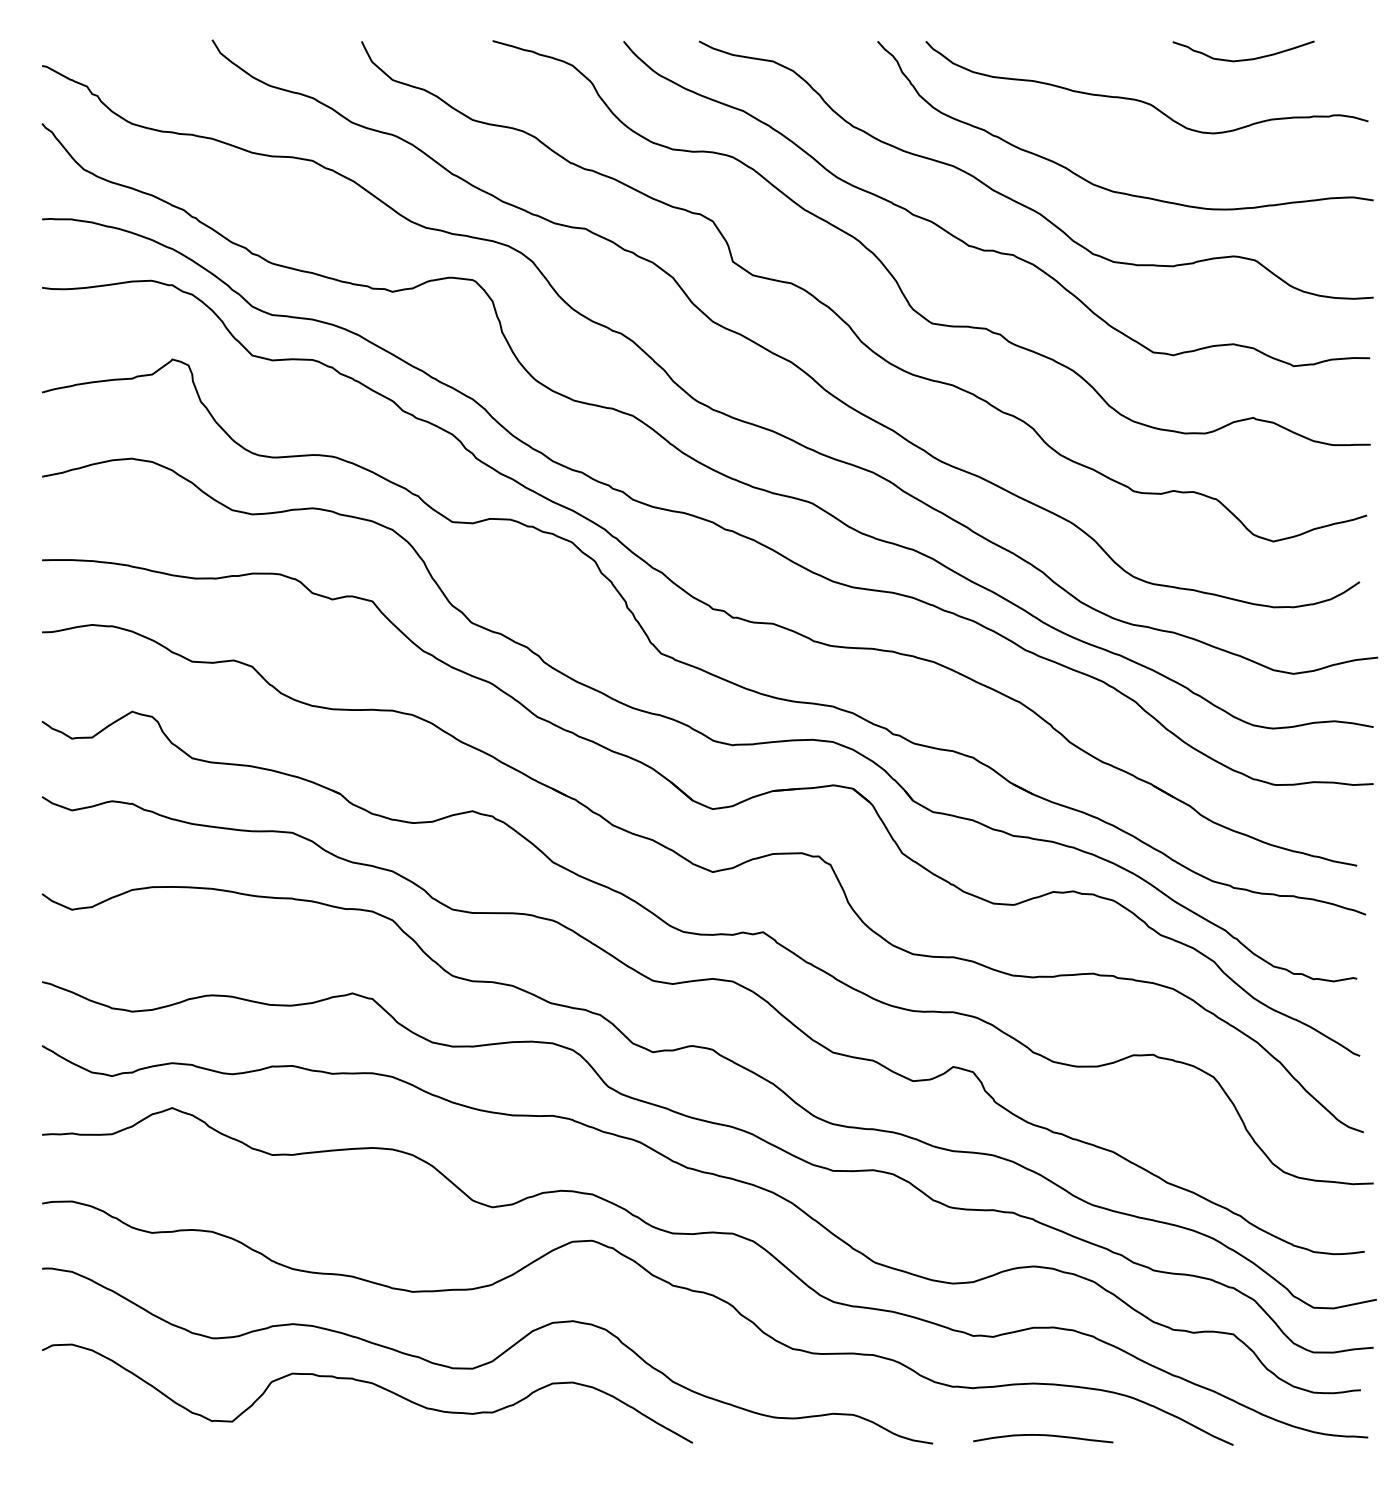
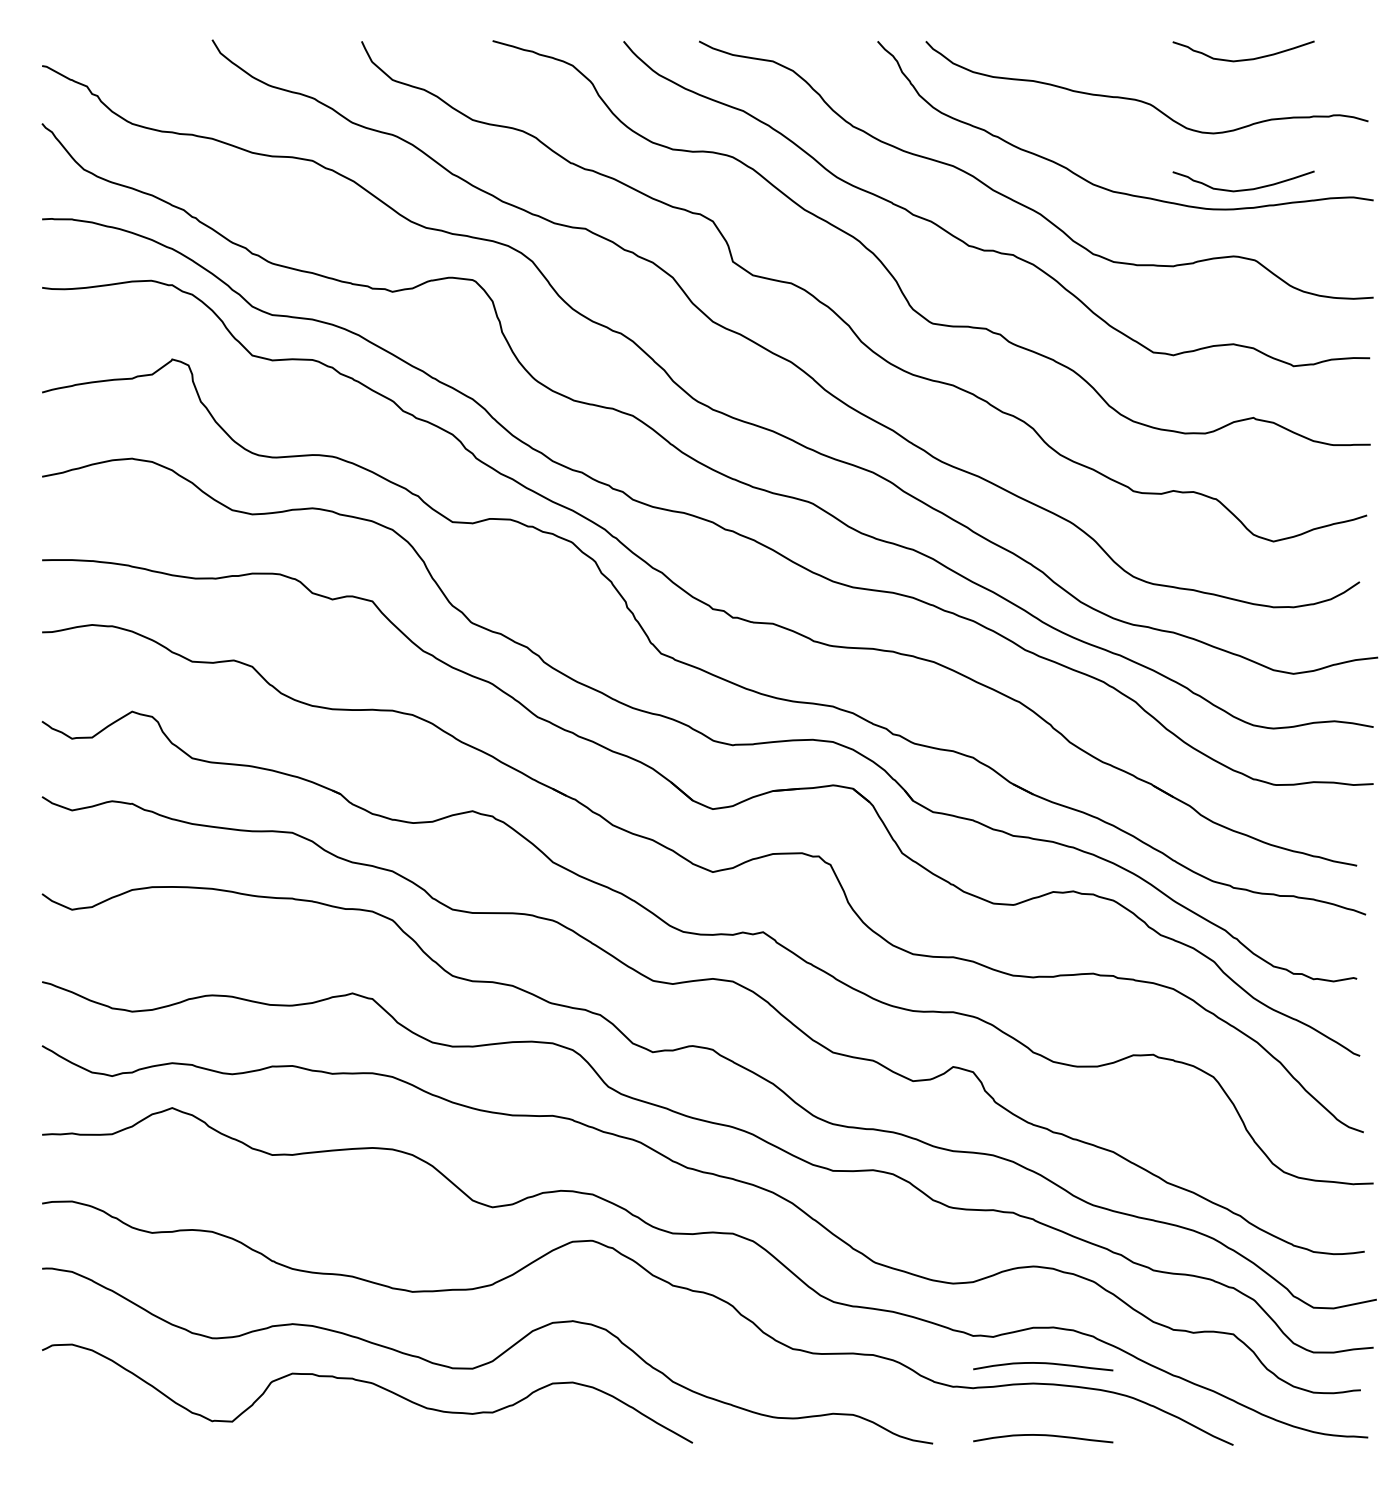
curve: none -> present (1243, 189)
curve: none -> present (1044, 1364)
